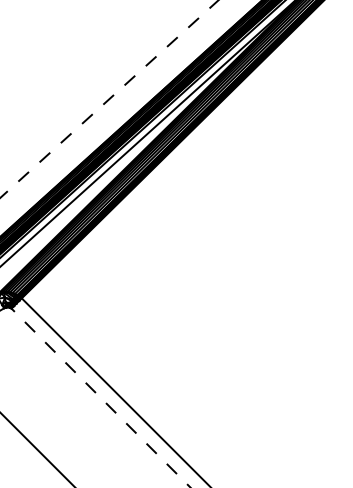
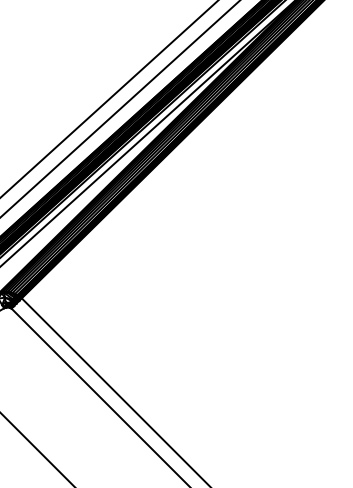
line: dashed -> solid (109, 98)
line: none -> present (119, 108)
line: dashed -> solid (100, 397)
